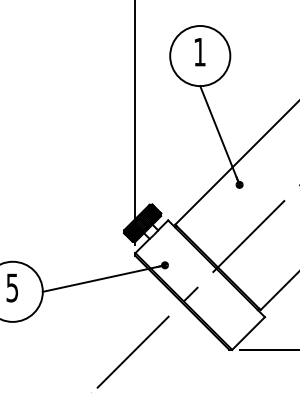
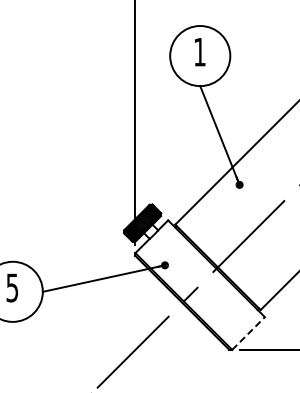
line: solid -> dashed (248, 333)
